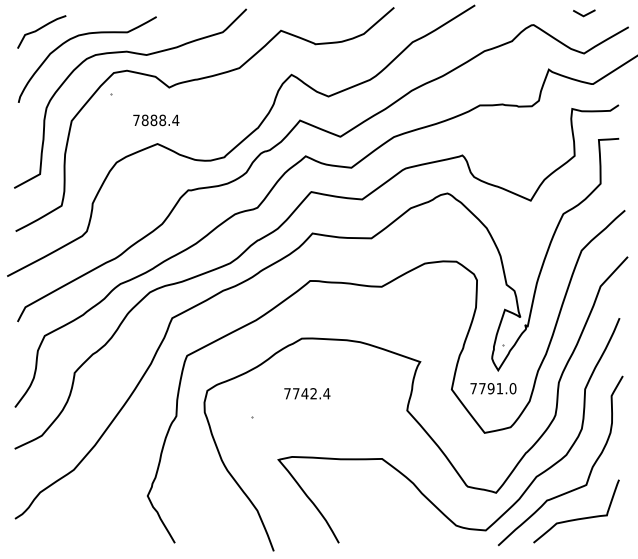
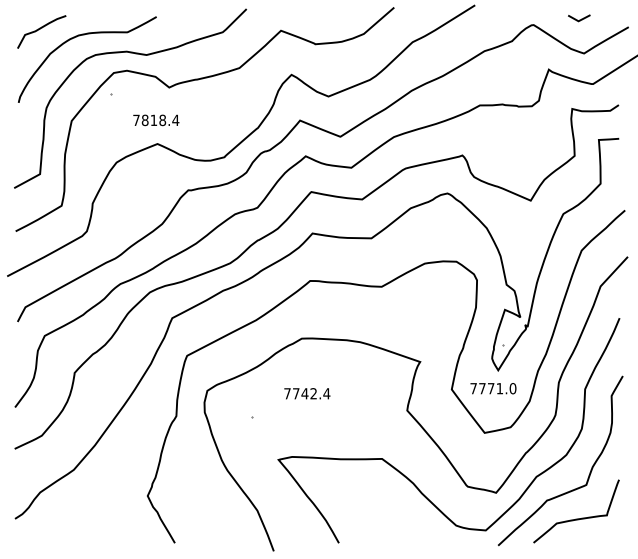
line position: (584, 14) -> (579, 19) (579, 19)
text: 7888.4 -> 7818.4 (153, 120)
text: 7791.0 -> 7771.0 (490, 388)
